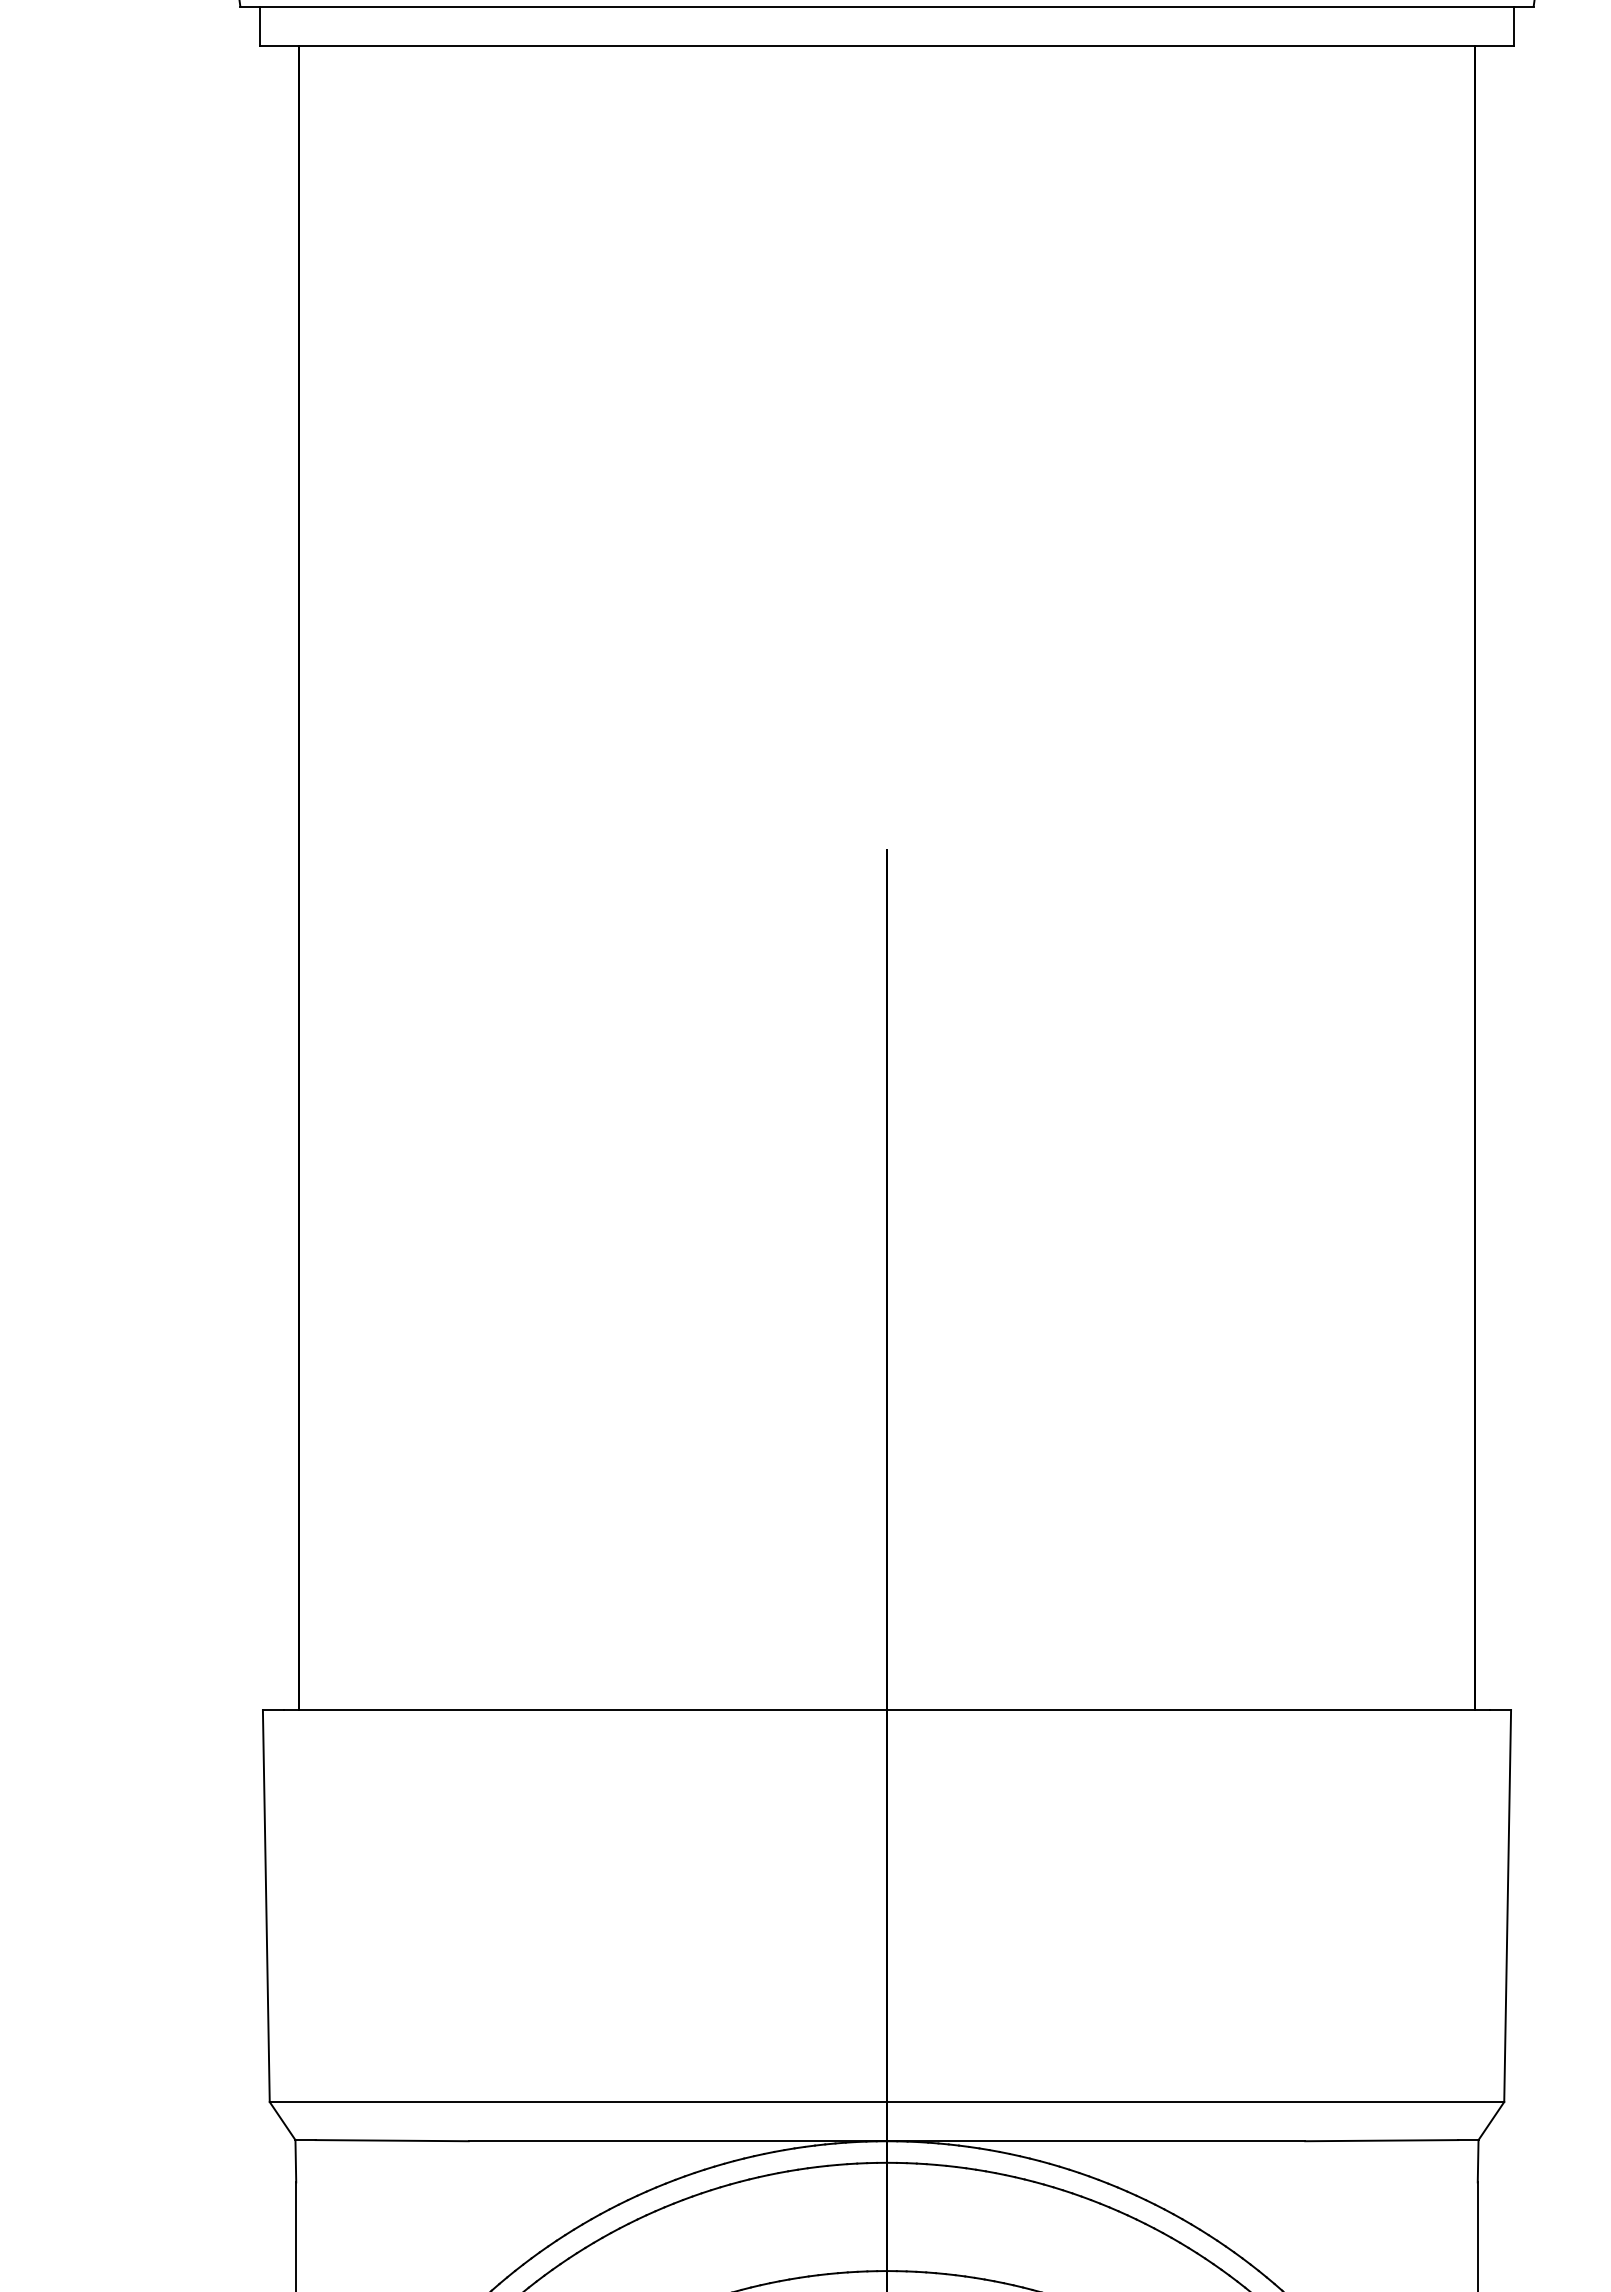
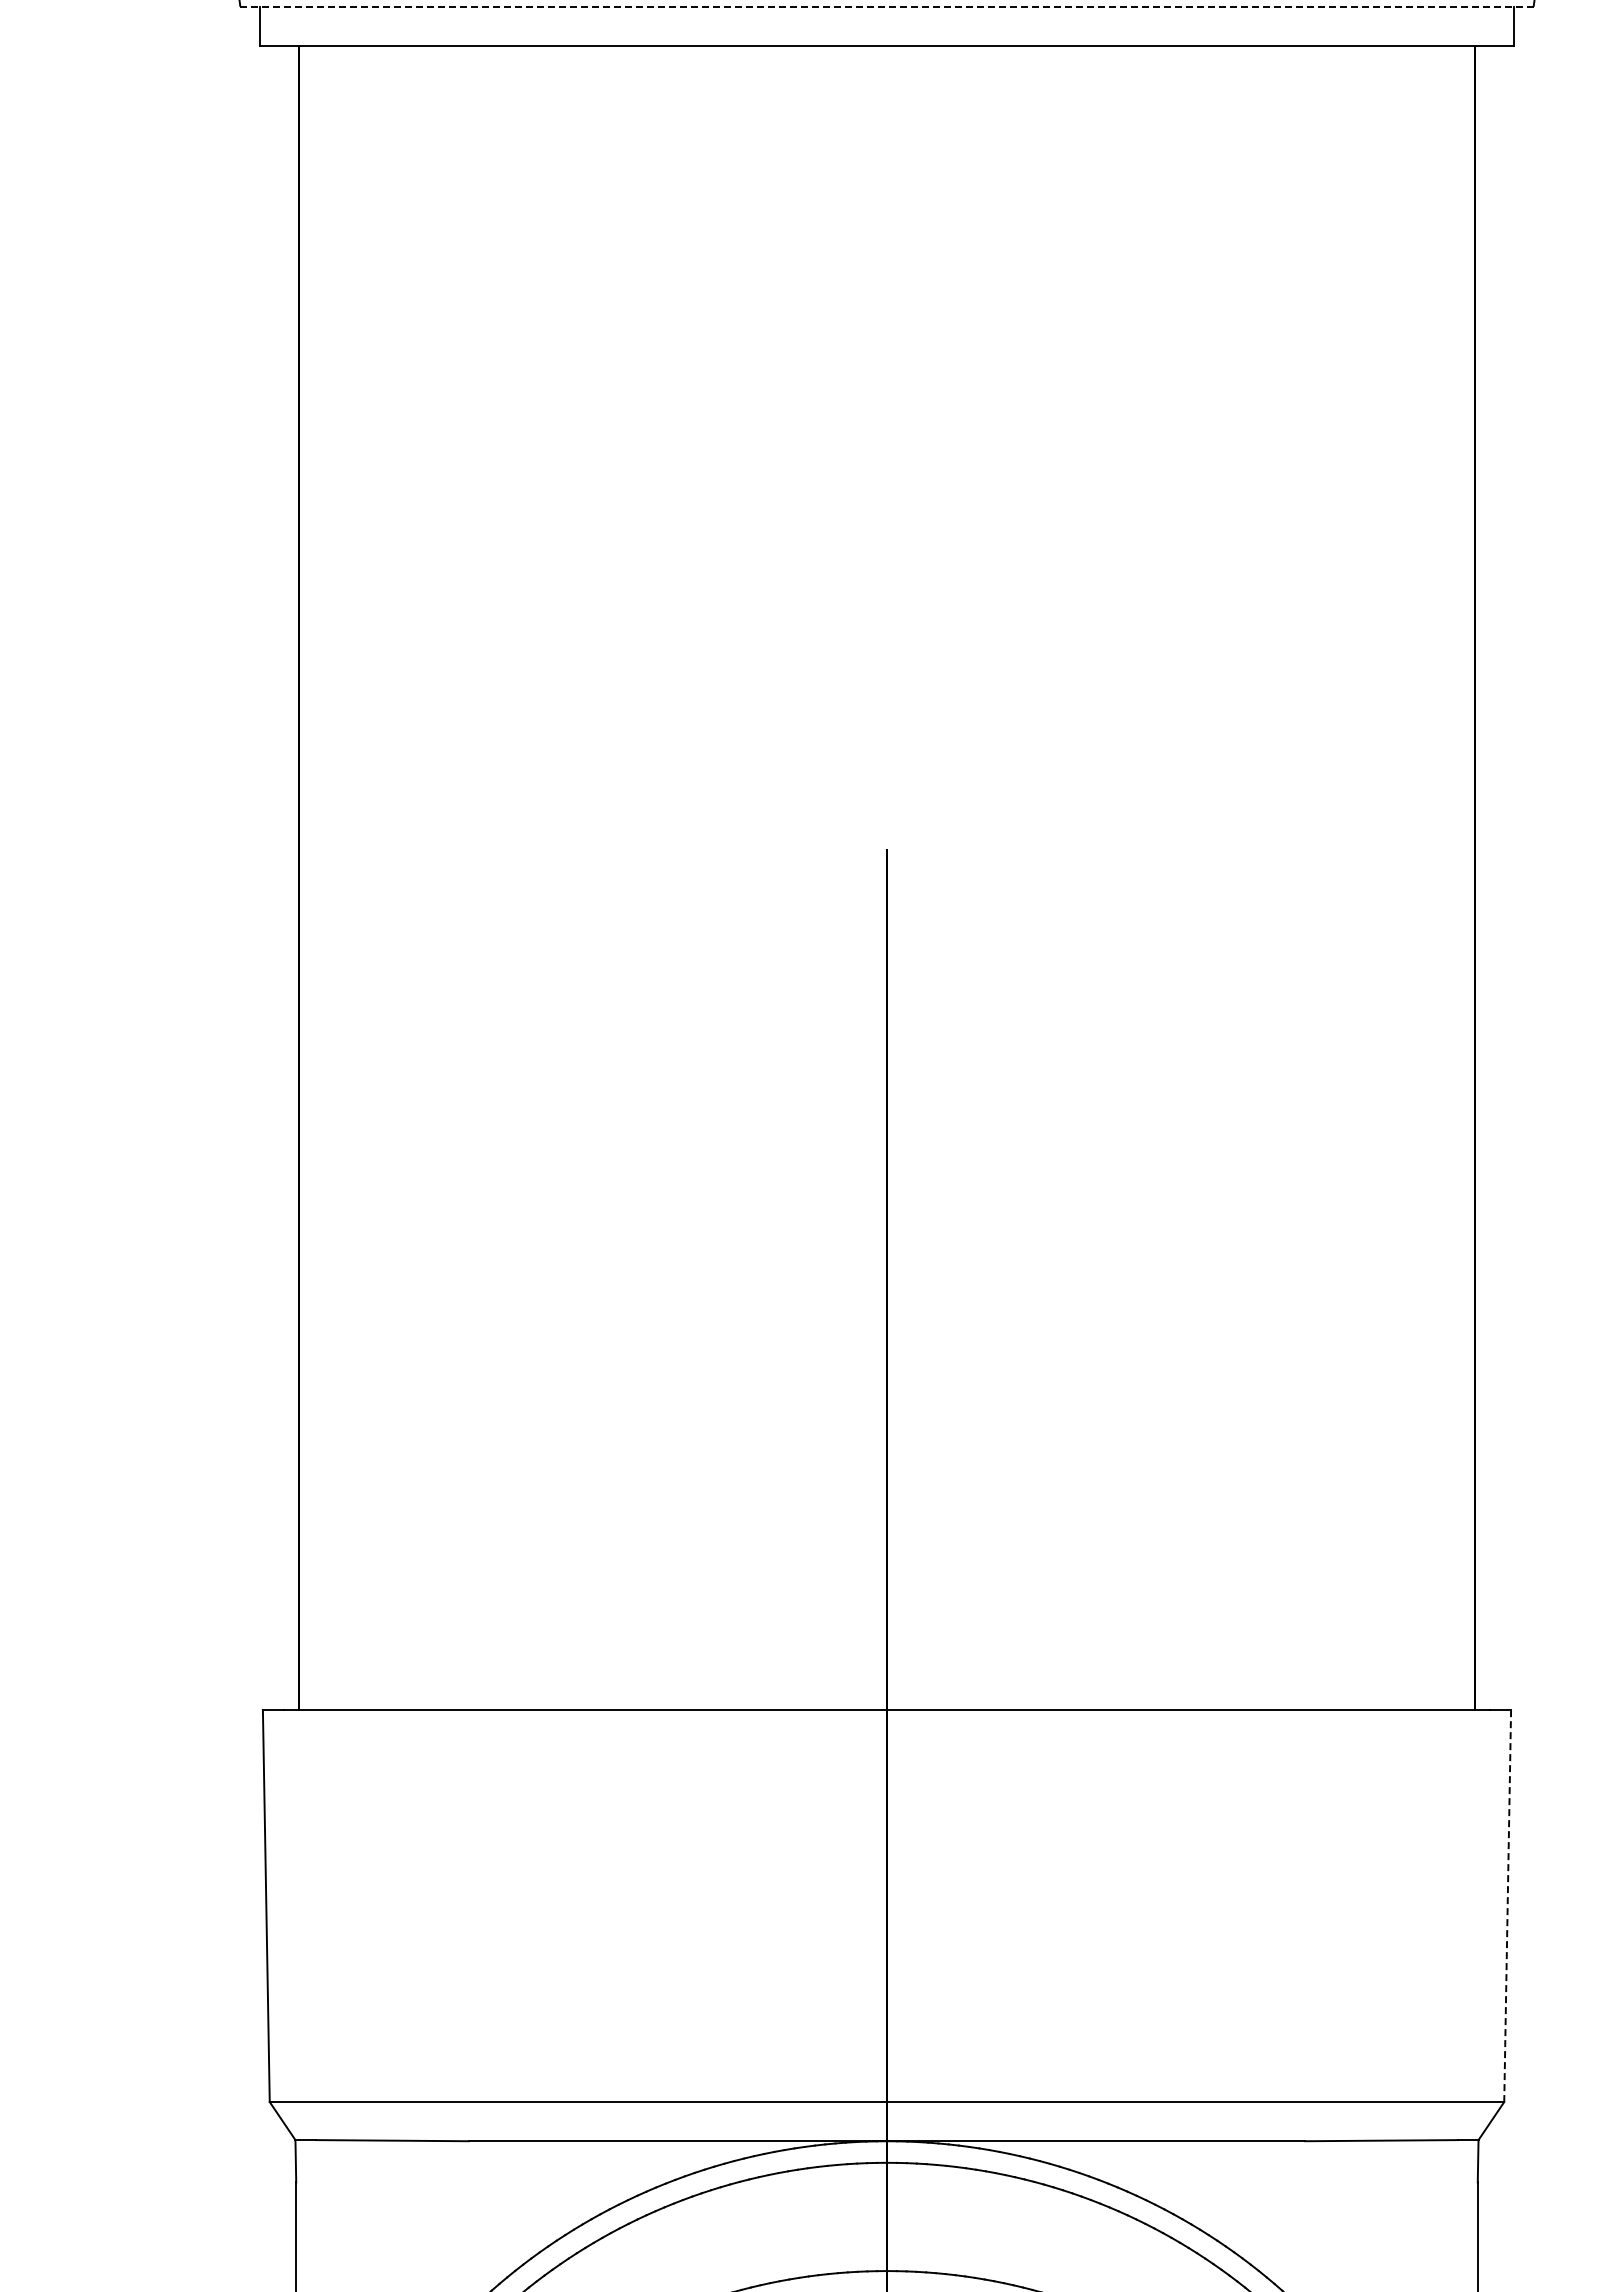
line: solid -> dashed (887, 6)
line: solid -> dashed (1507, 1906)
